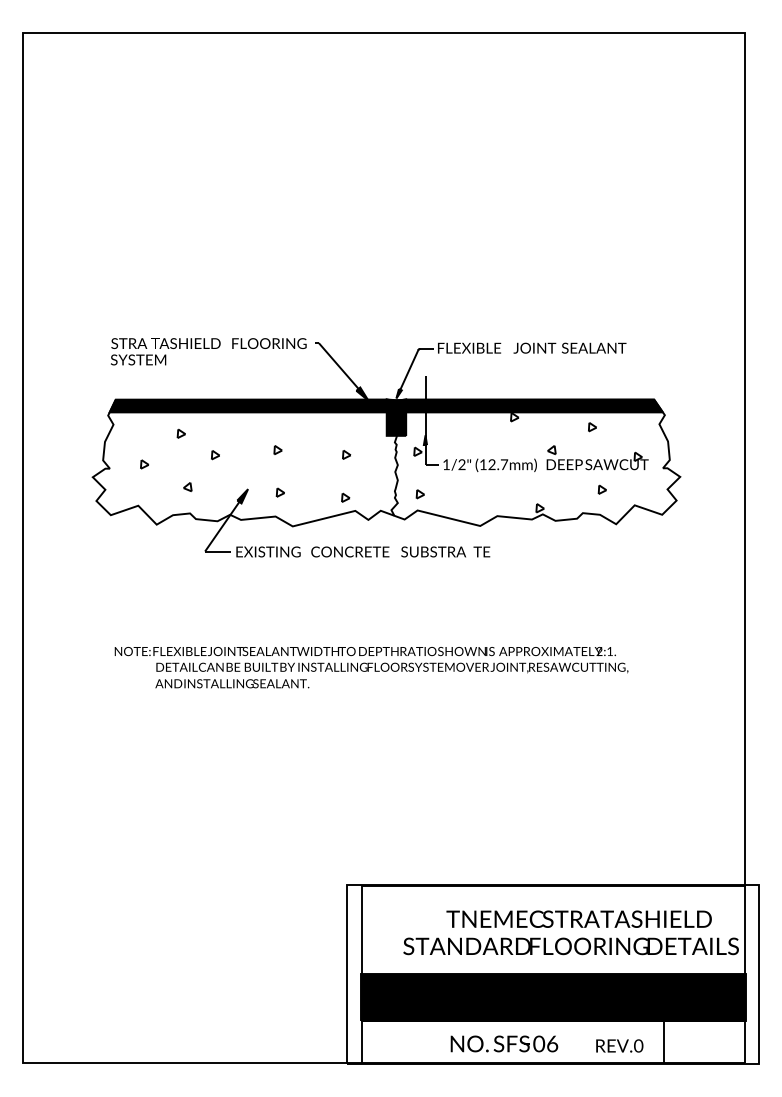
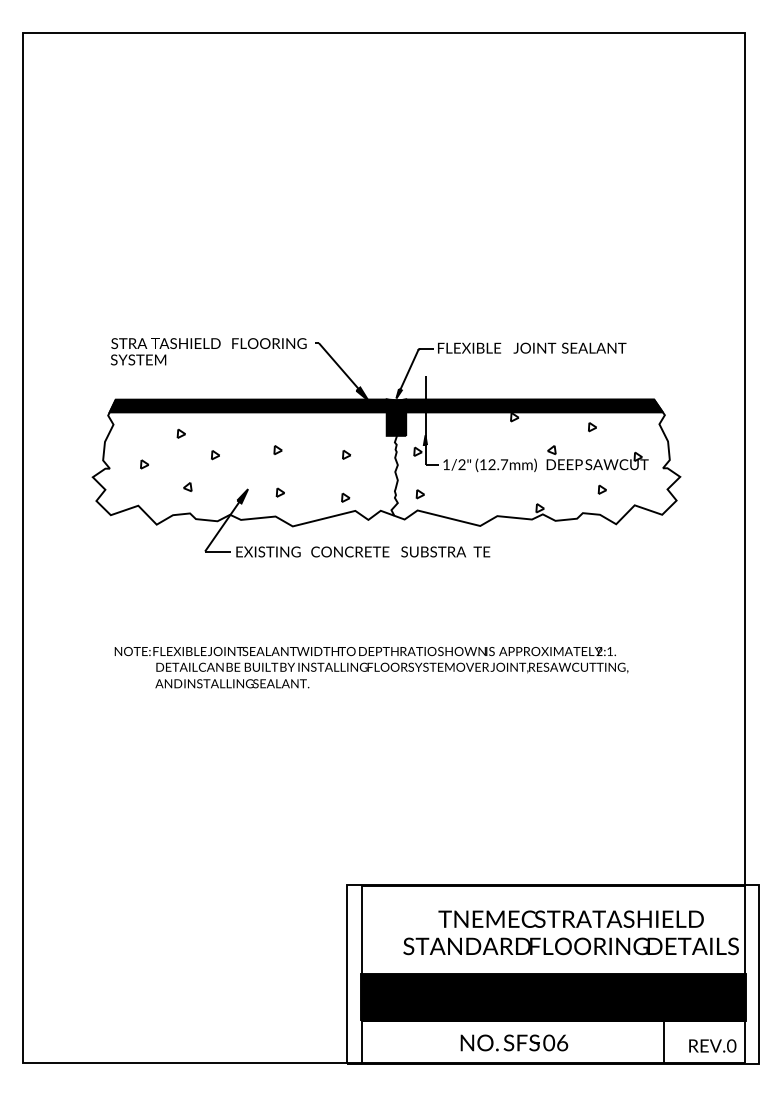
text position: (578, 918) -> (570, 918) (570, 918)
text position: (504, 1043) -> (514, 1042) (514, 1042)
text position: (619, 1045) -> (712, 1045) (712, 1045)
